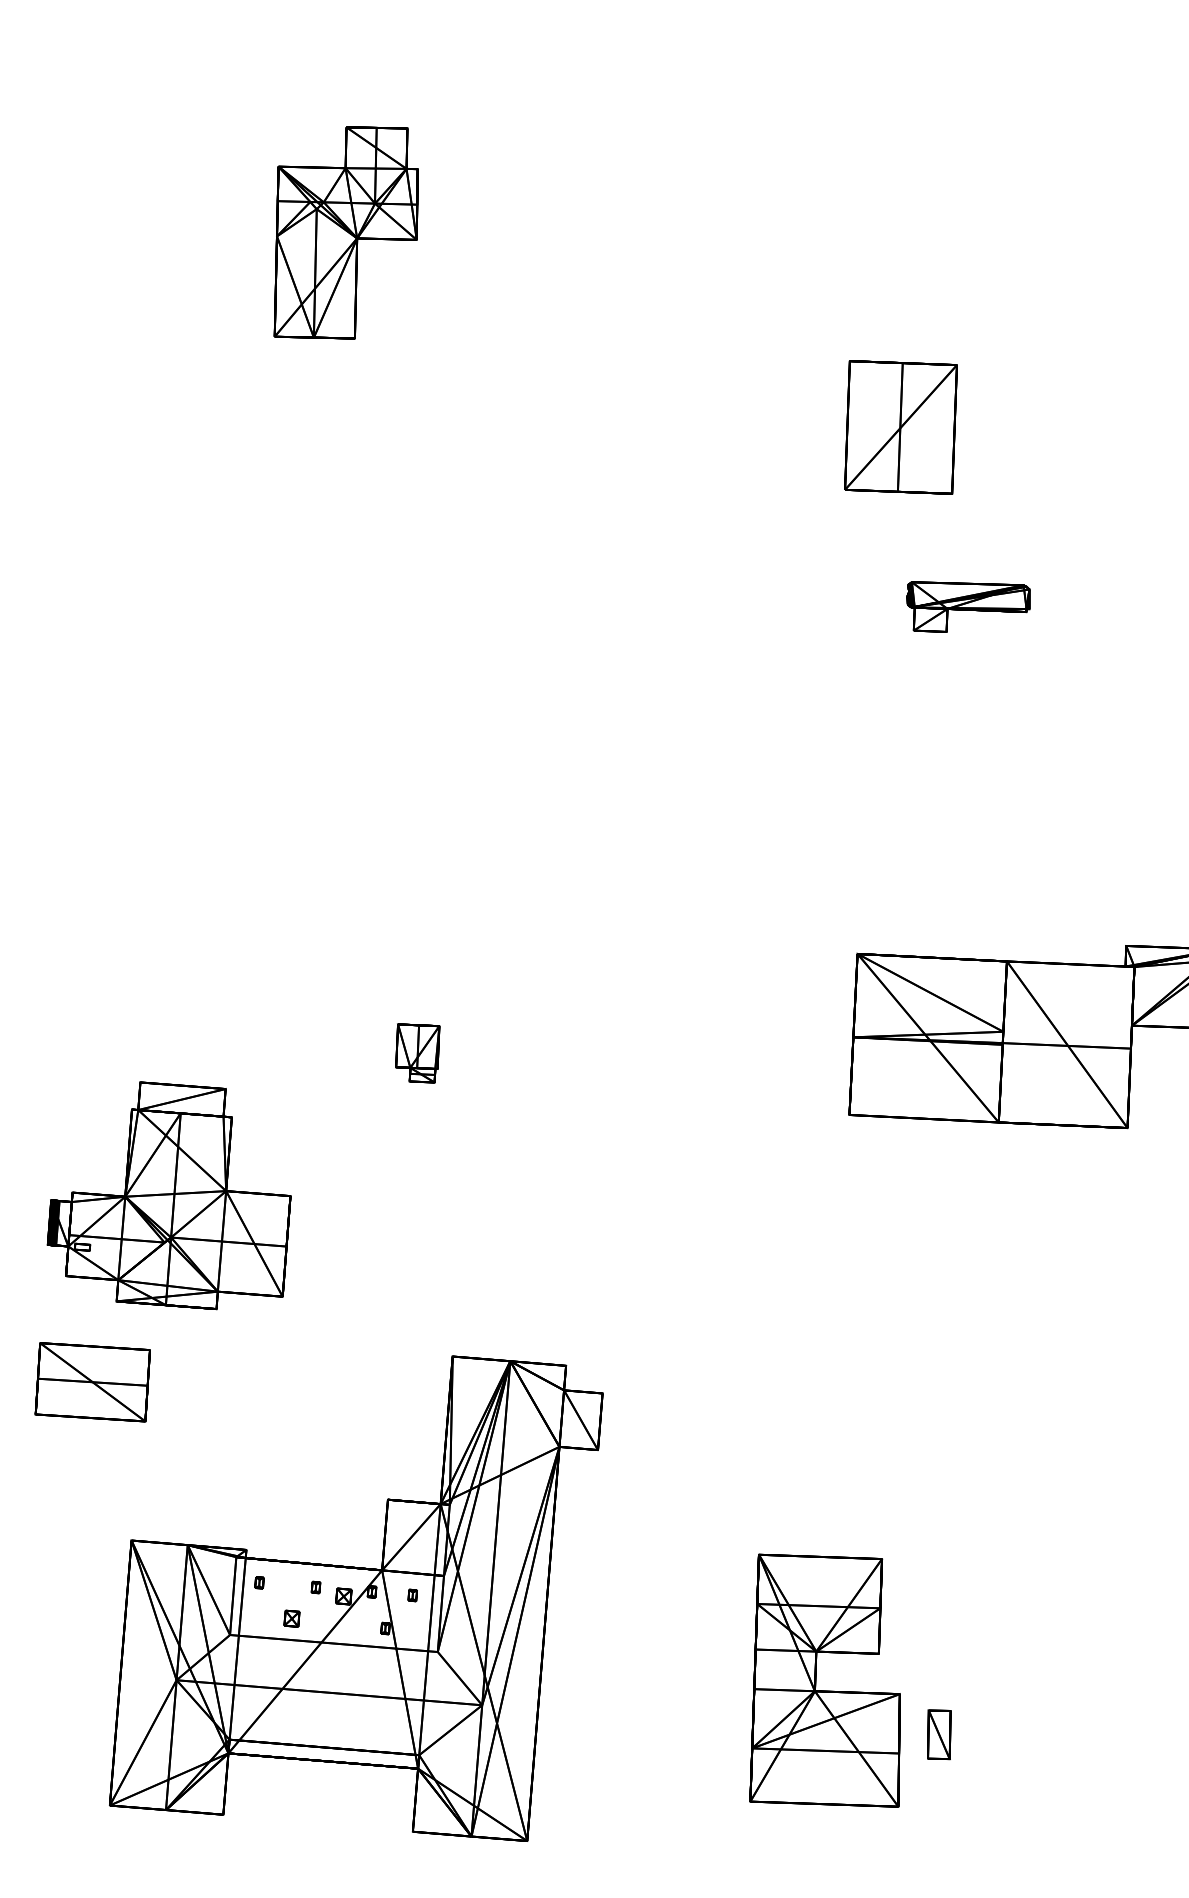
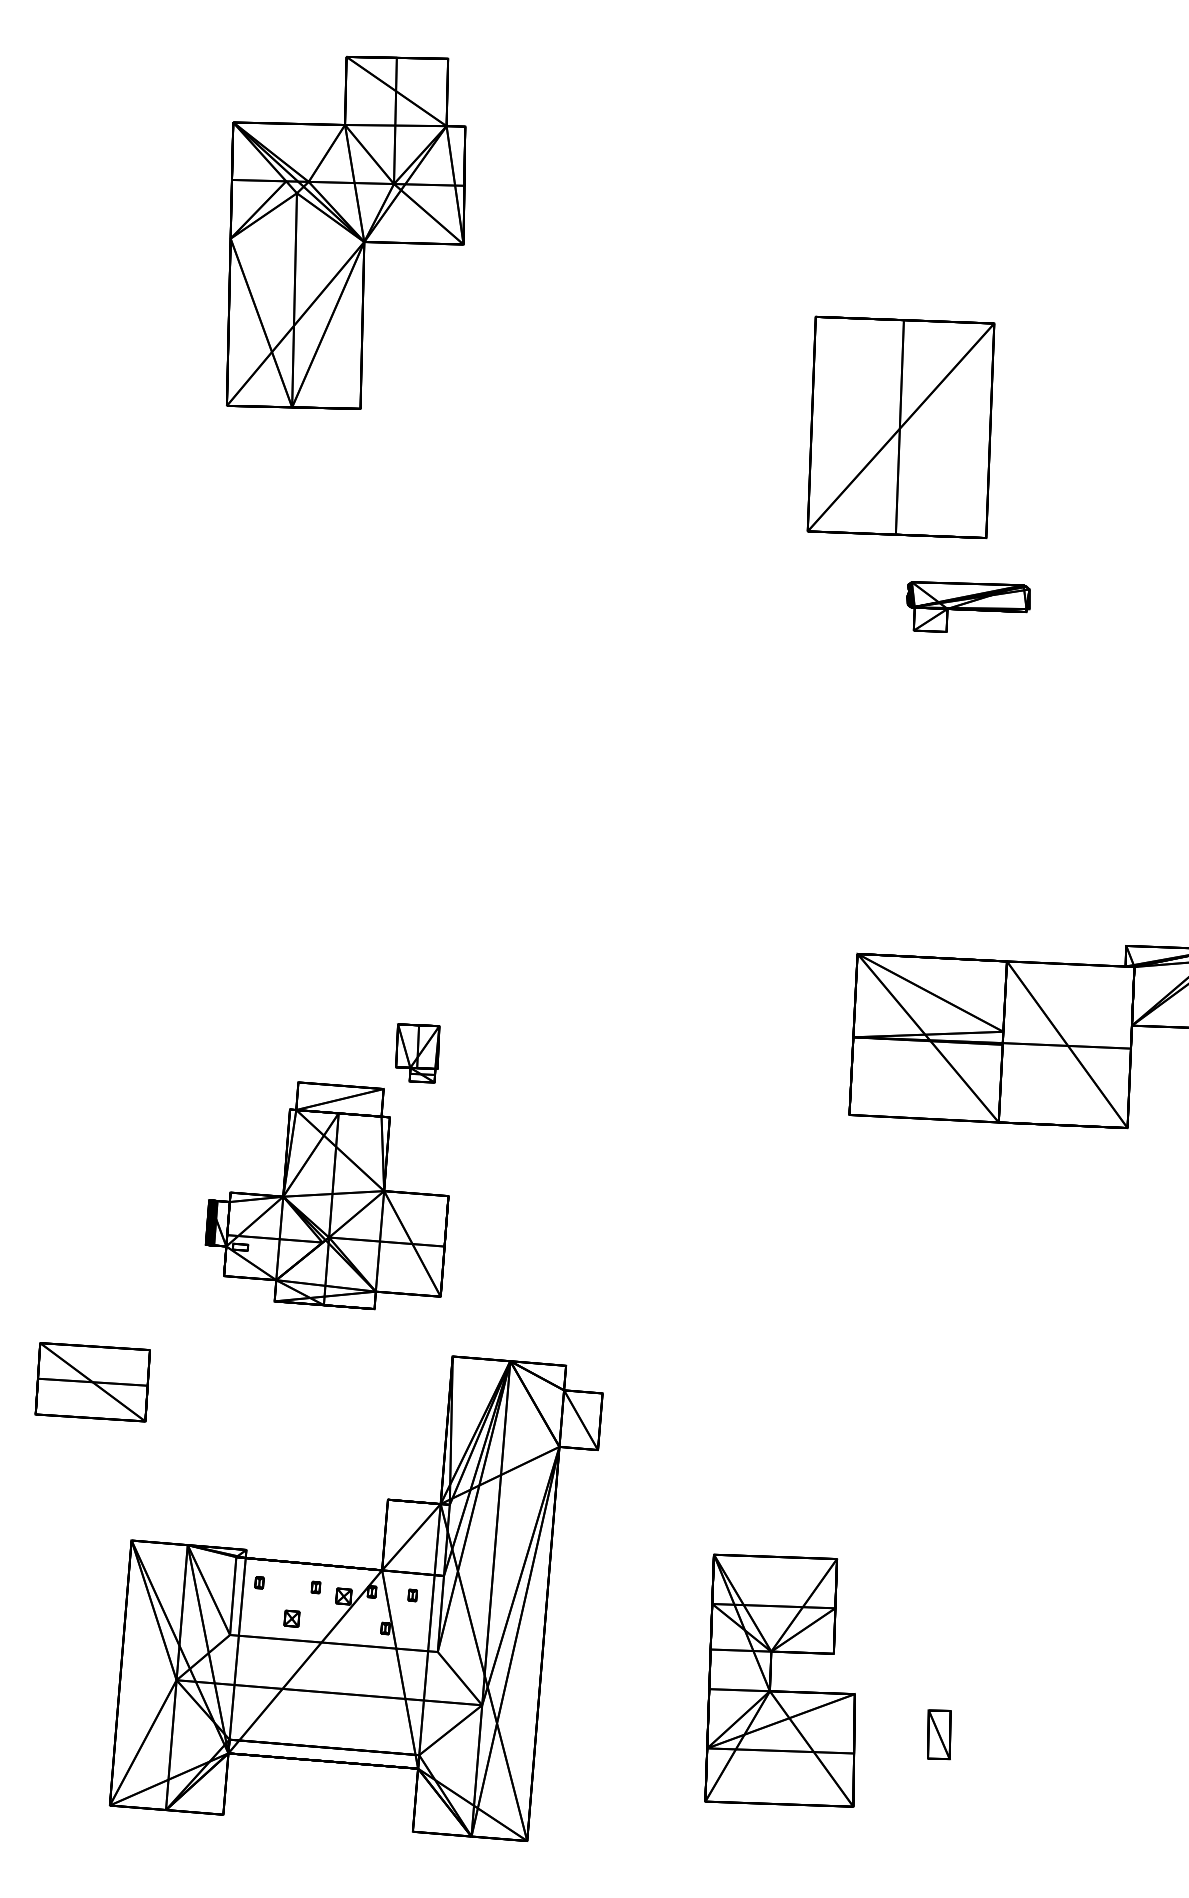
part size: 146x214 px -> 241x354 px (346, 232)
part size: 114x135 px -> 190x225 px (900, 427)
part position: (168, 1195) -> (326, 1195) (326, 1195)
part position: (816, 1680) -> (771, 1680) (771, 1680)
